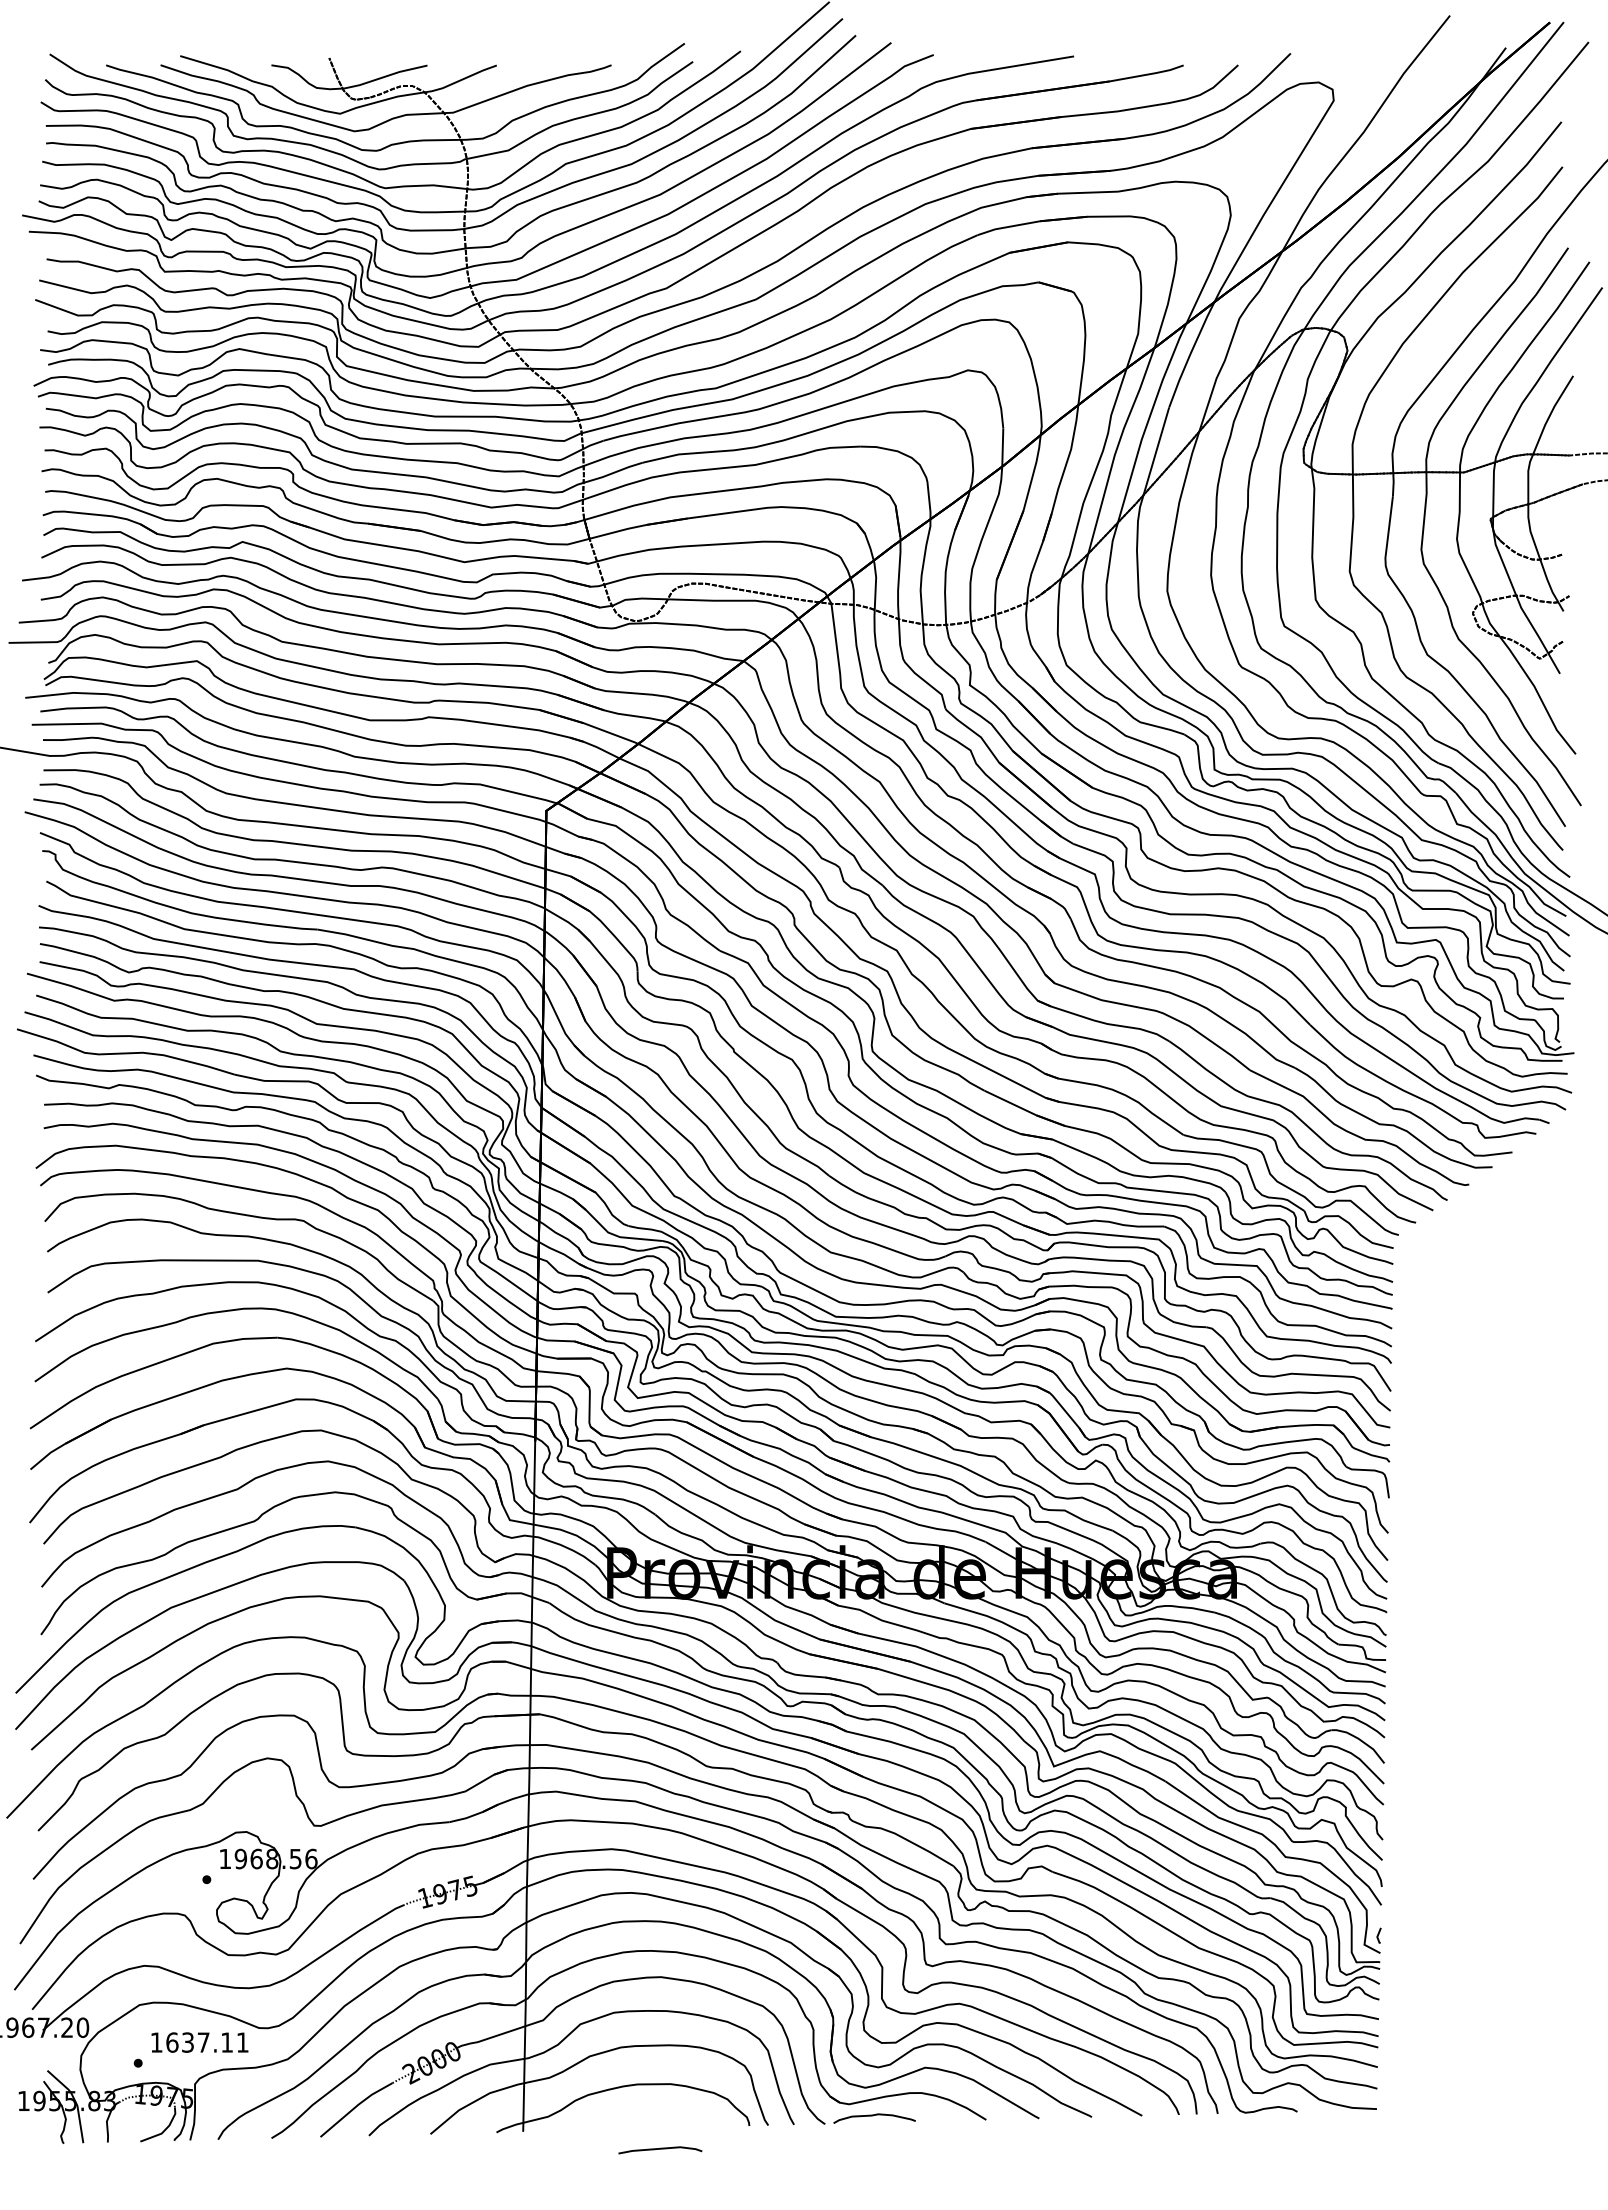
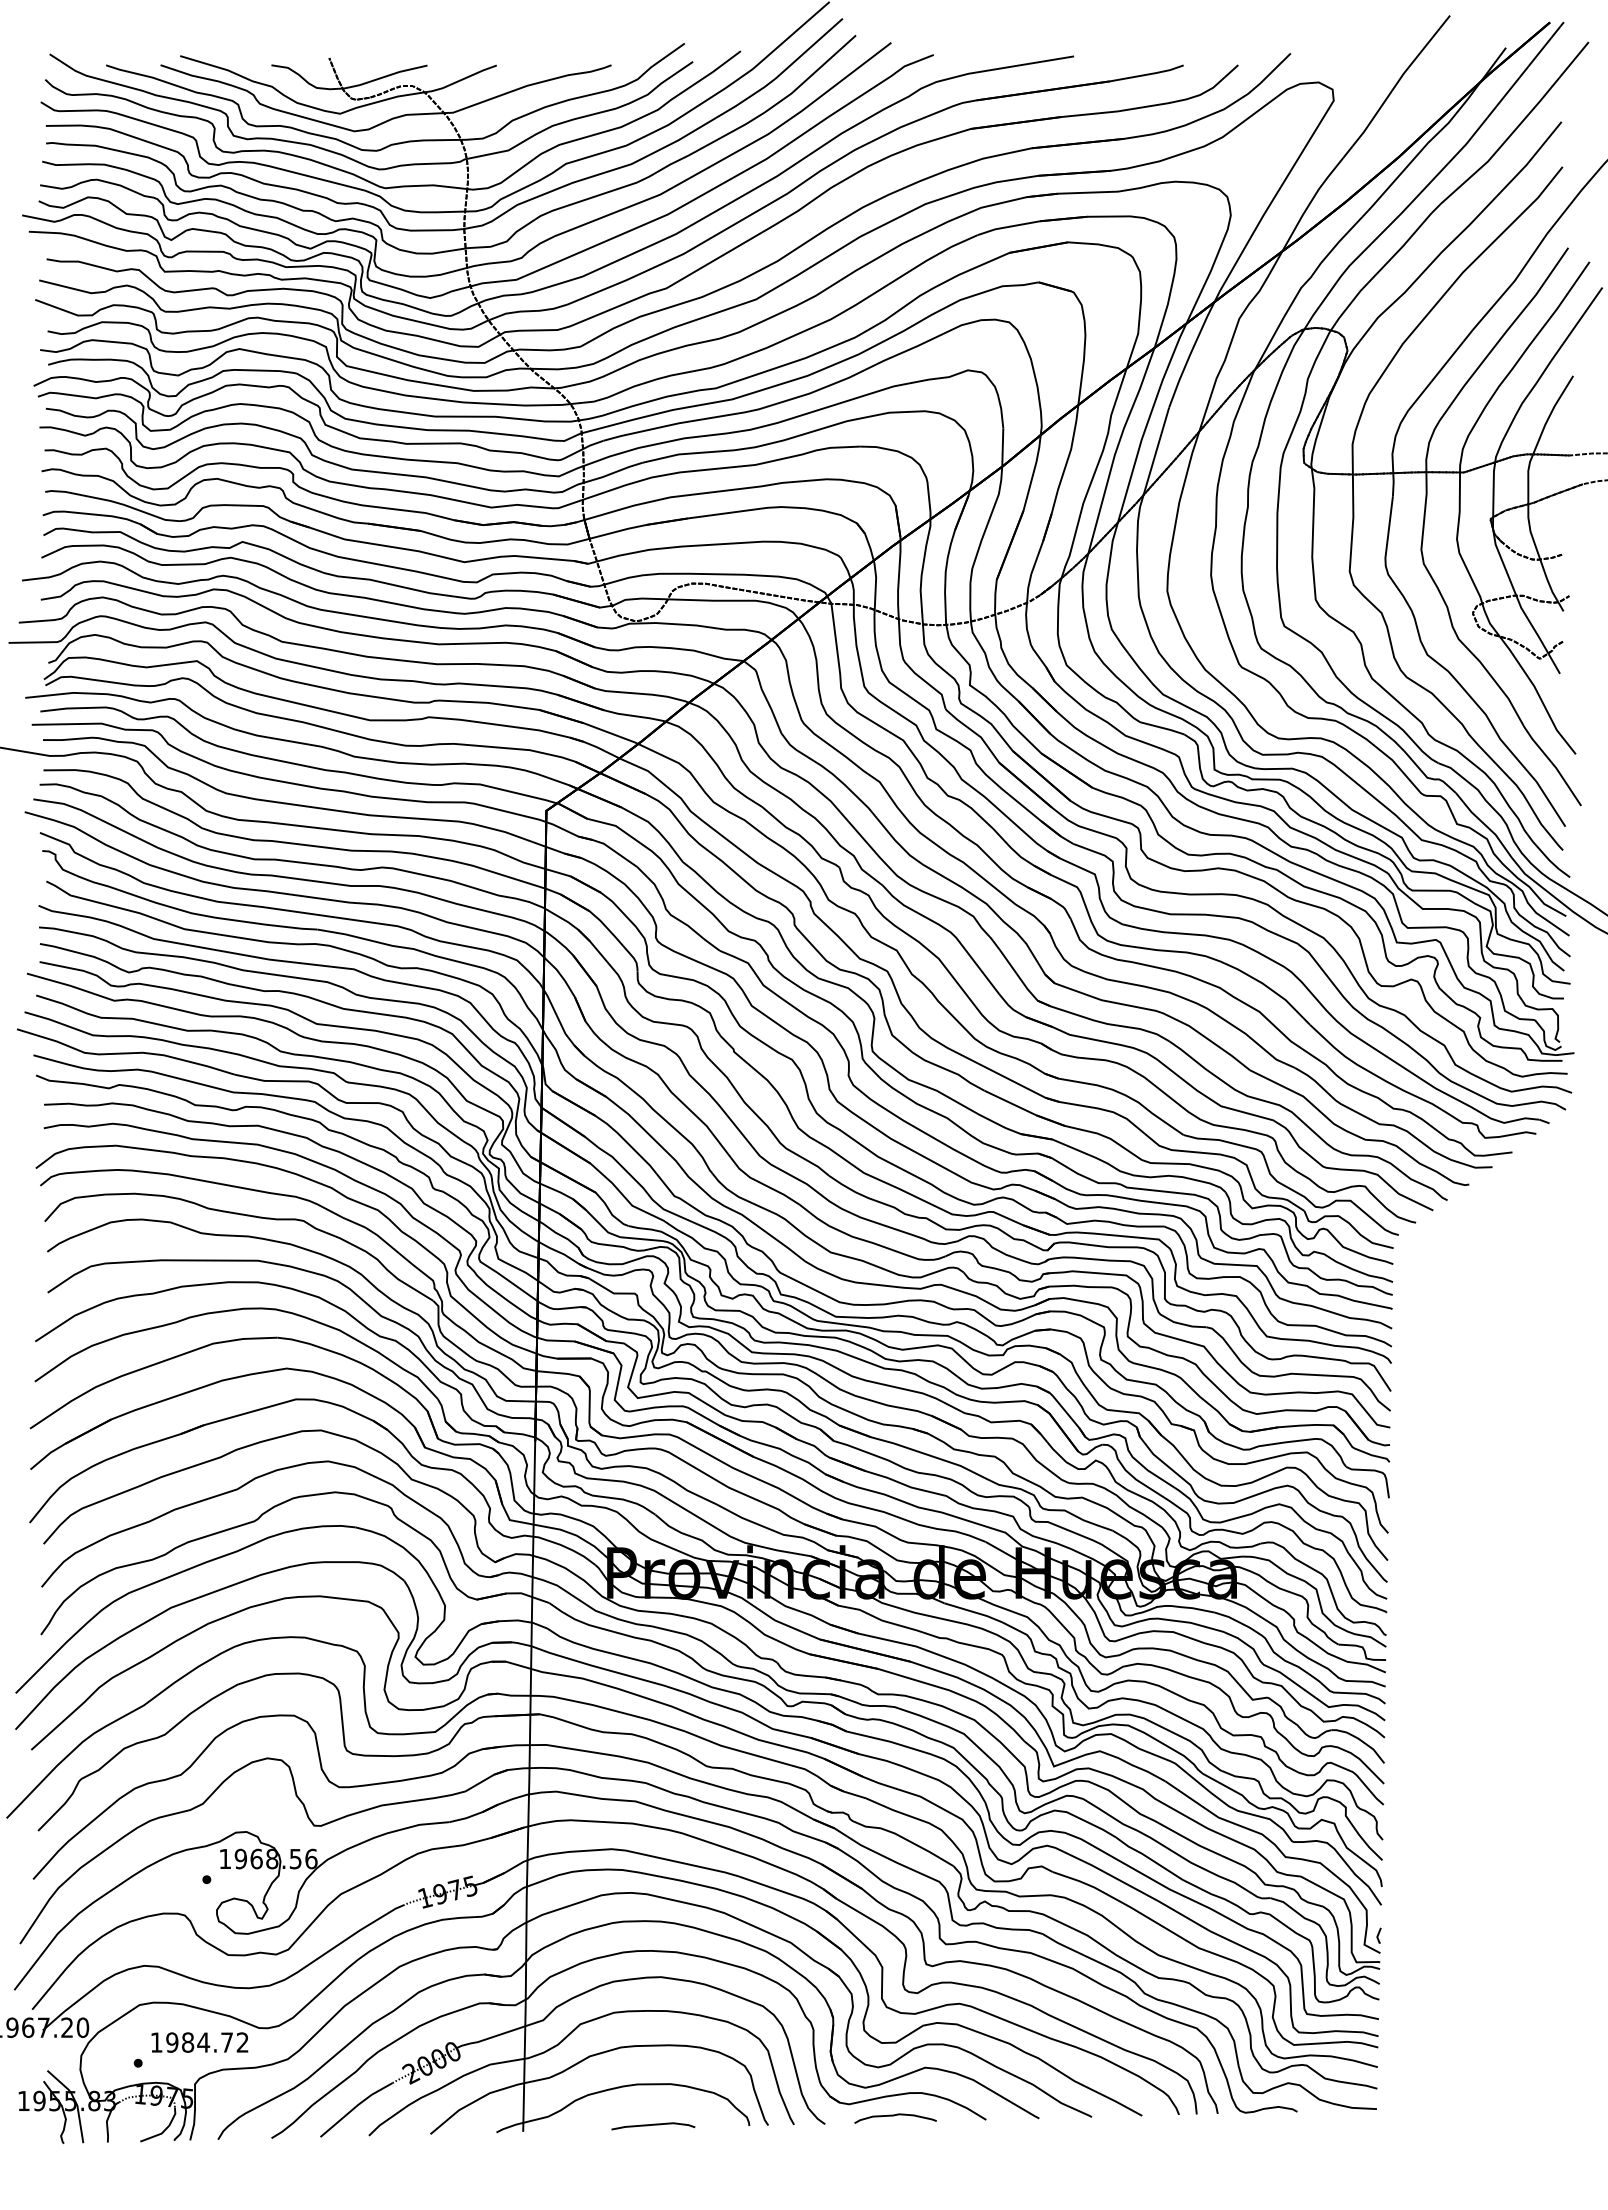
text: 1637.11 -> 1984.72 (207, 2042)
curve position: (873, 2116) -> (894, 2116) (894, 2116)
line position: (660, 2149) -> (653, 2125) (653, 2125)
